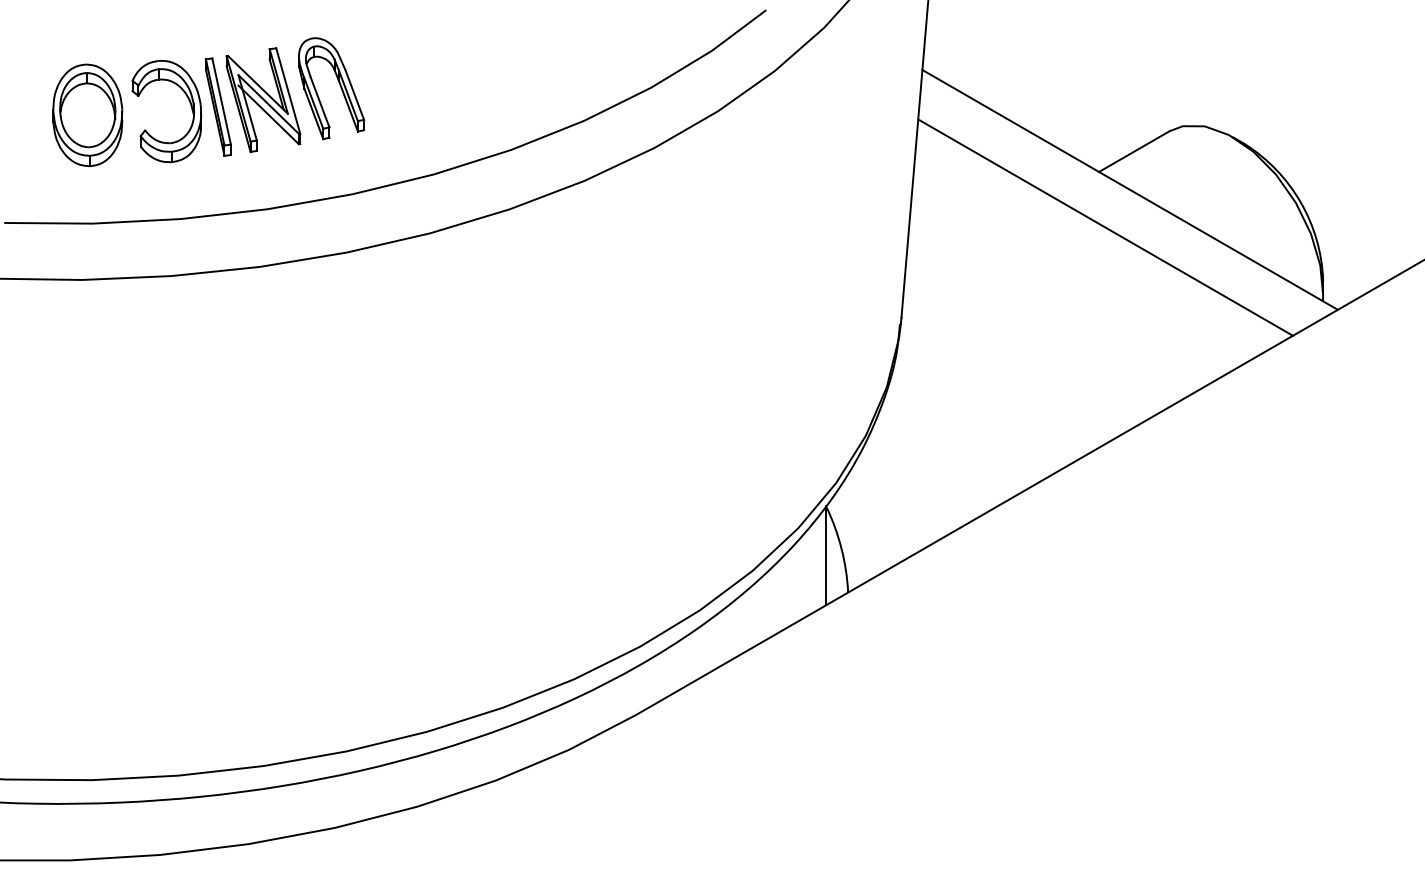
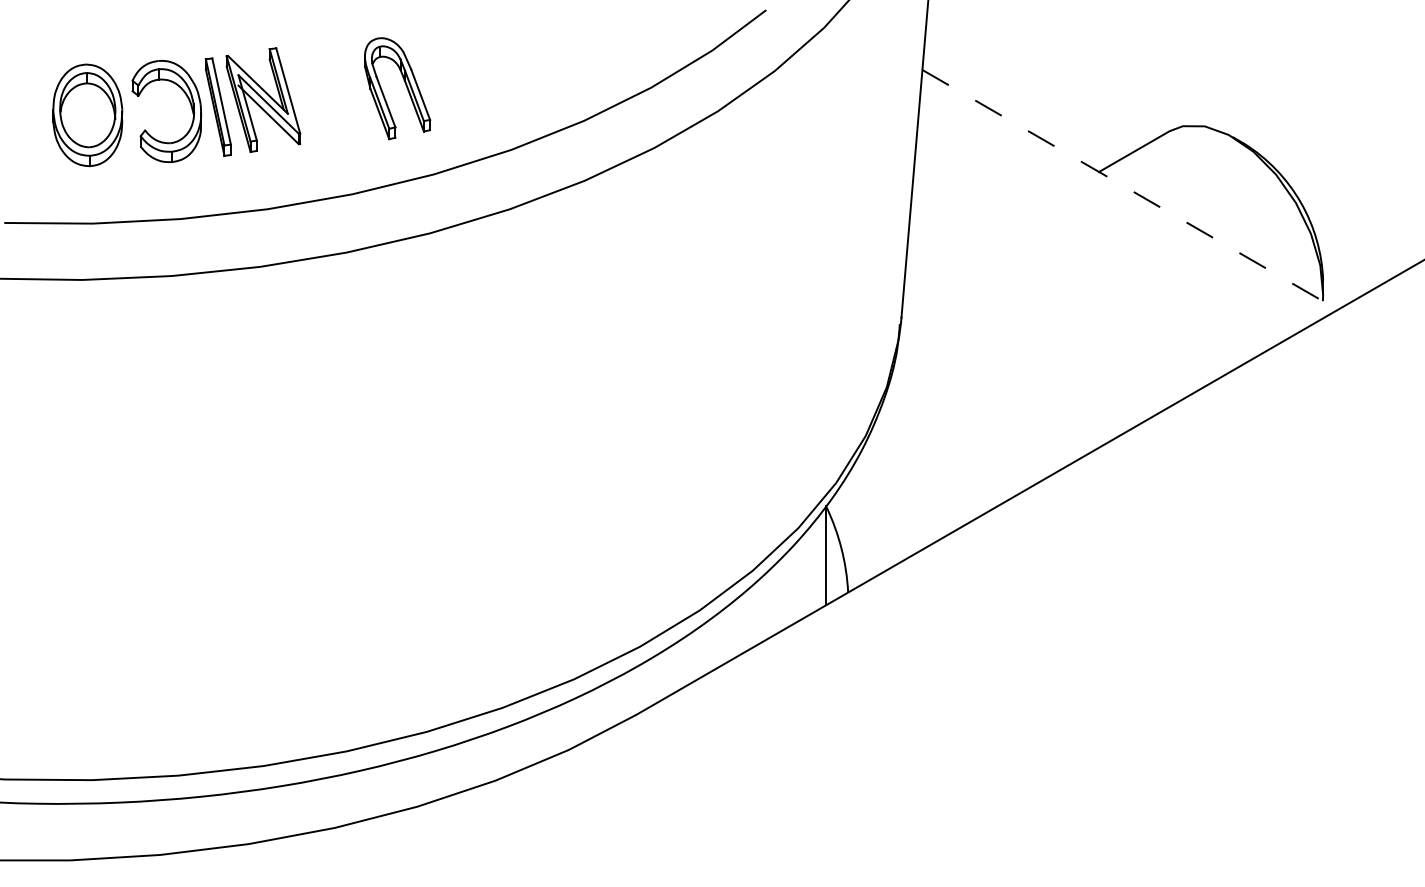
part position: (339, 85) -> (405, 85) (405, 85)
line: solid -> dashed (1130, 189)
line: present -> none (1105, 227)
